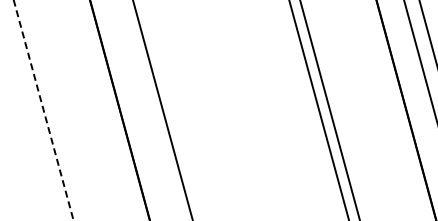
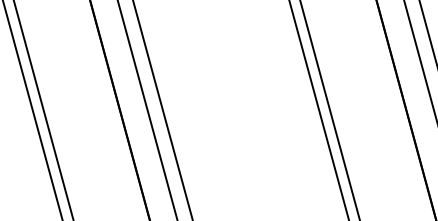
line: none -> present (32, 109)
line: none -> present (147, 109)
line: dashed -> solid (43, 110)
